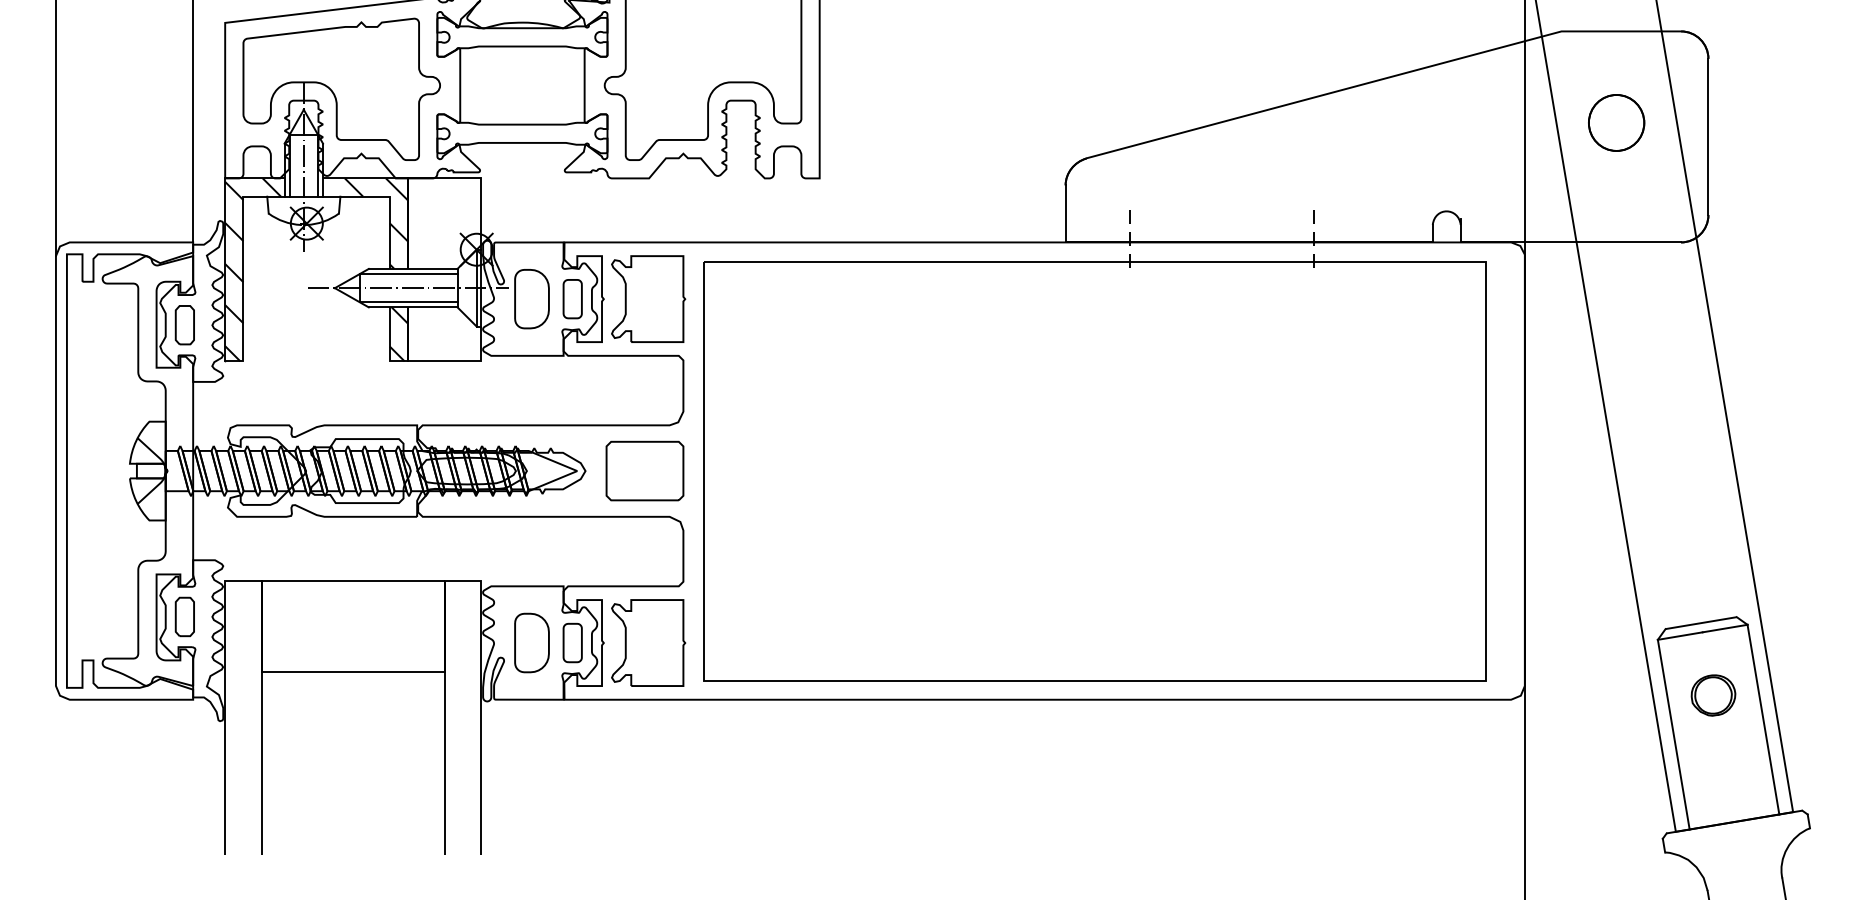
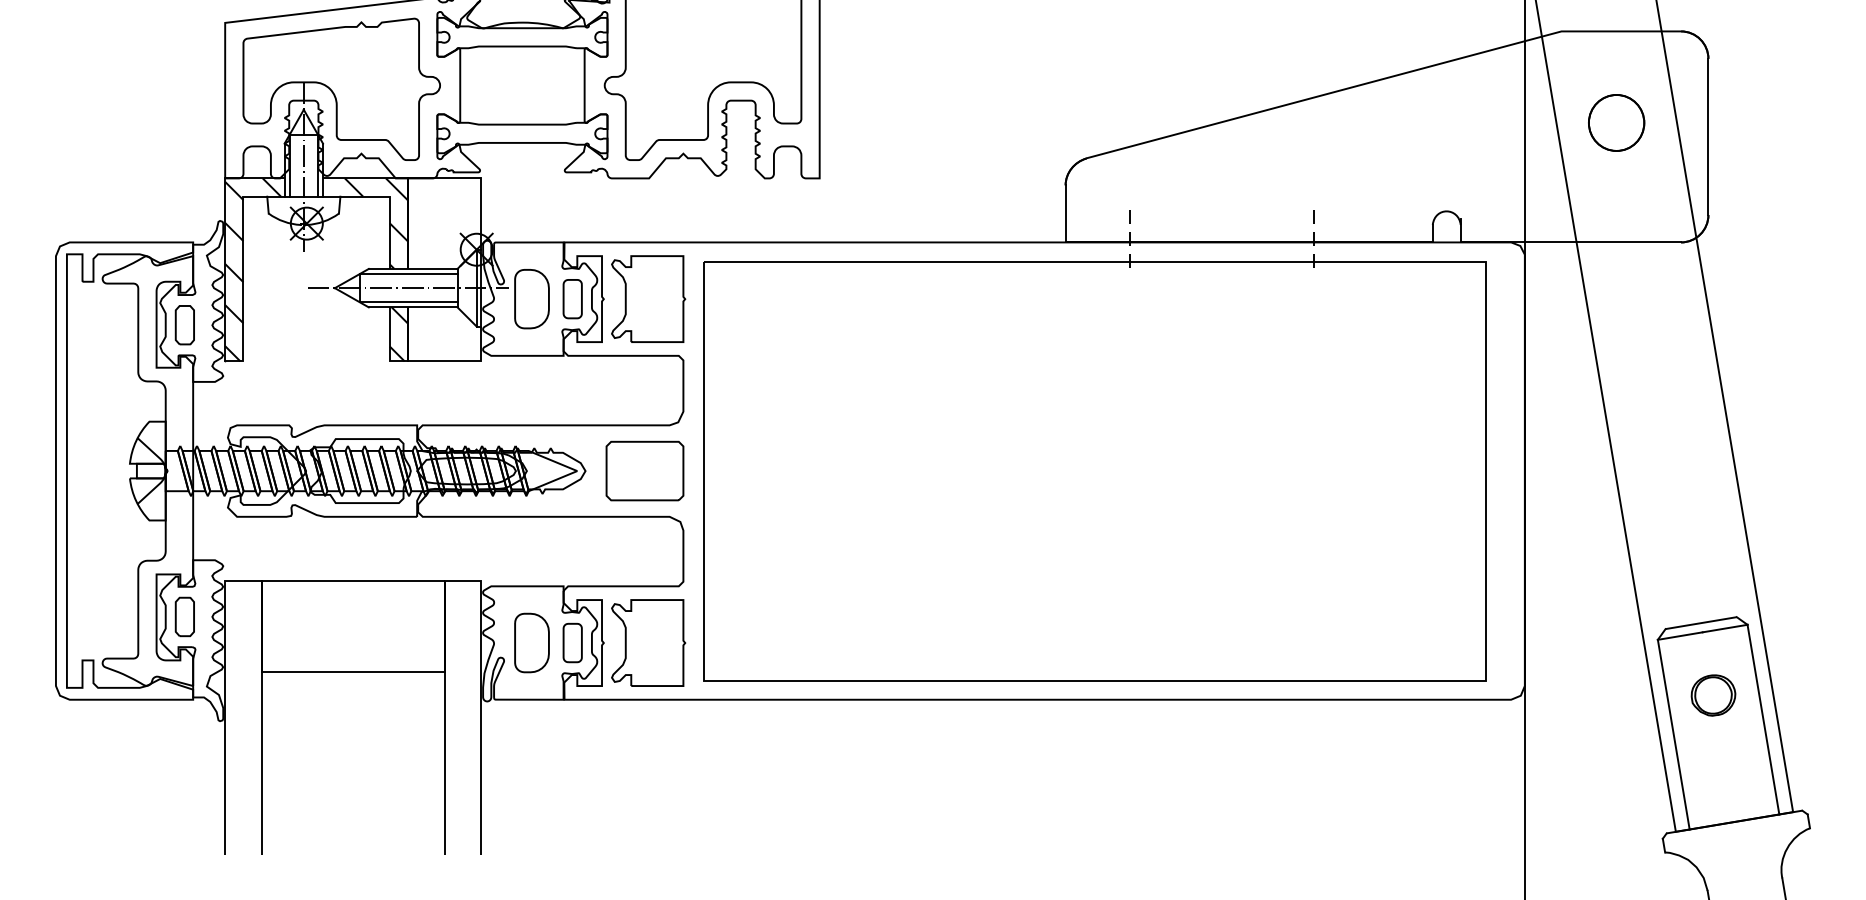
line: present -> none (193, 122)
line: present -> none (55, 129)
